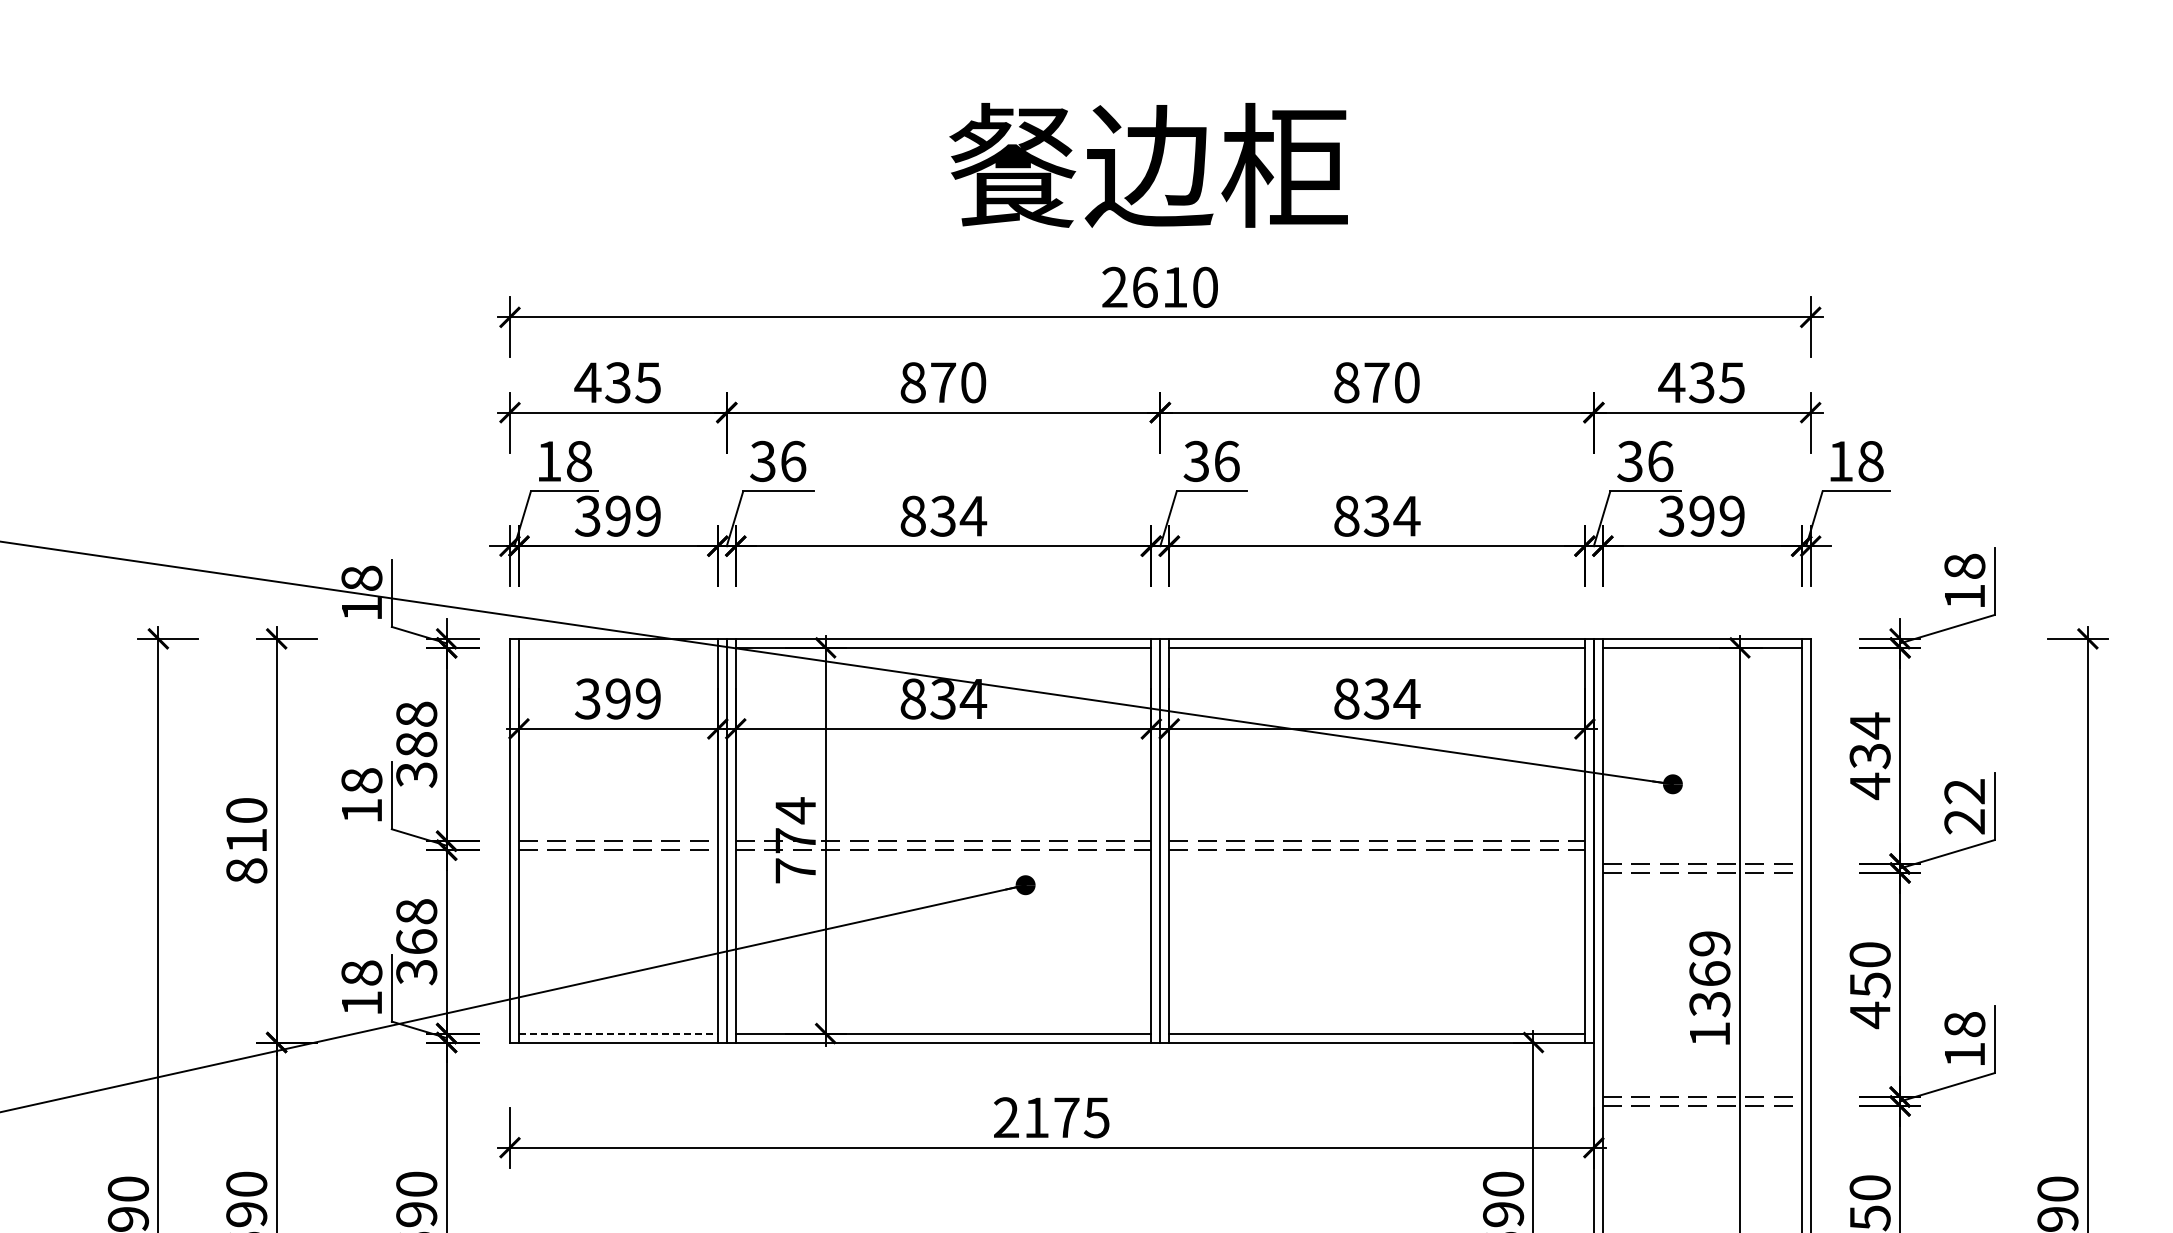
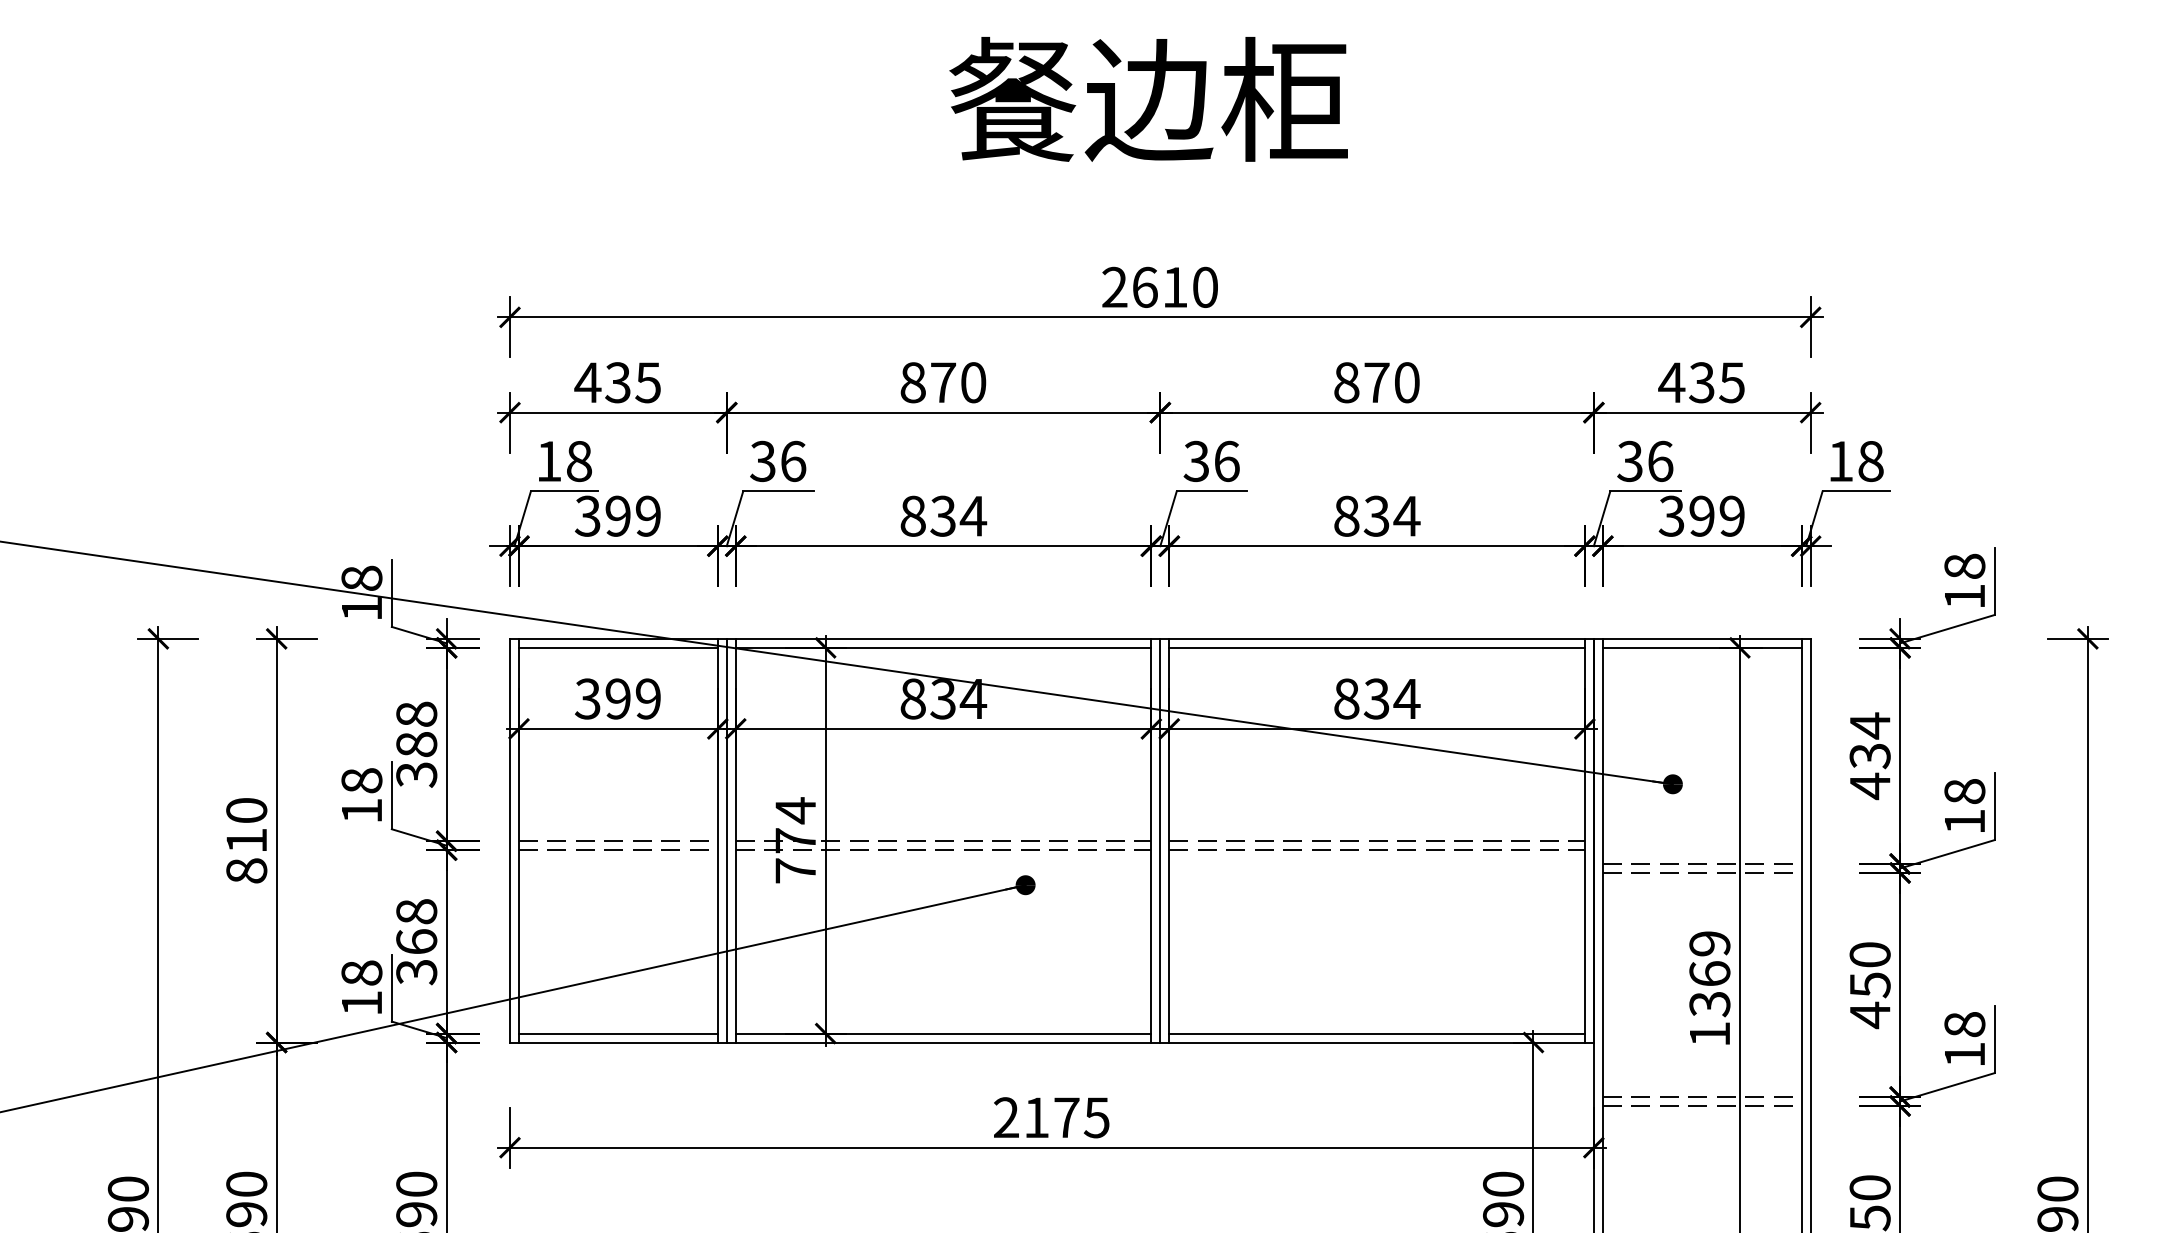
text position: (1148, 165) -> (1148, 99) (1148, 99)
line: none -> present (617, 647)
text: 22 -> 18 (1964, 806)
line: dashed -> solid (618, 1033)
